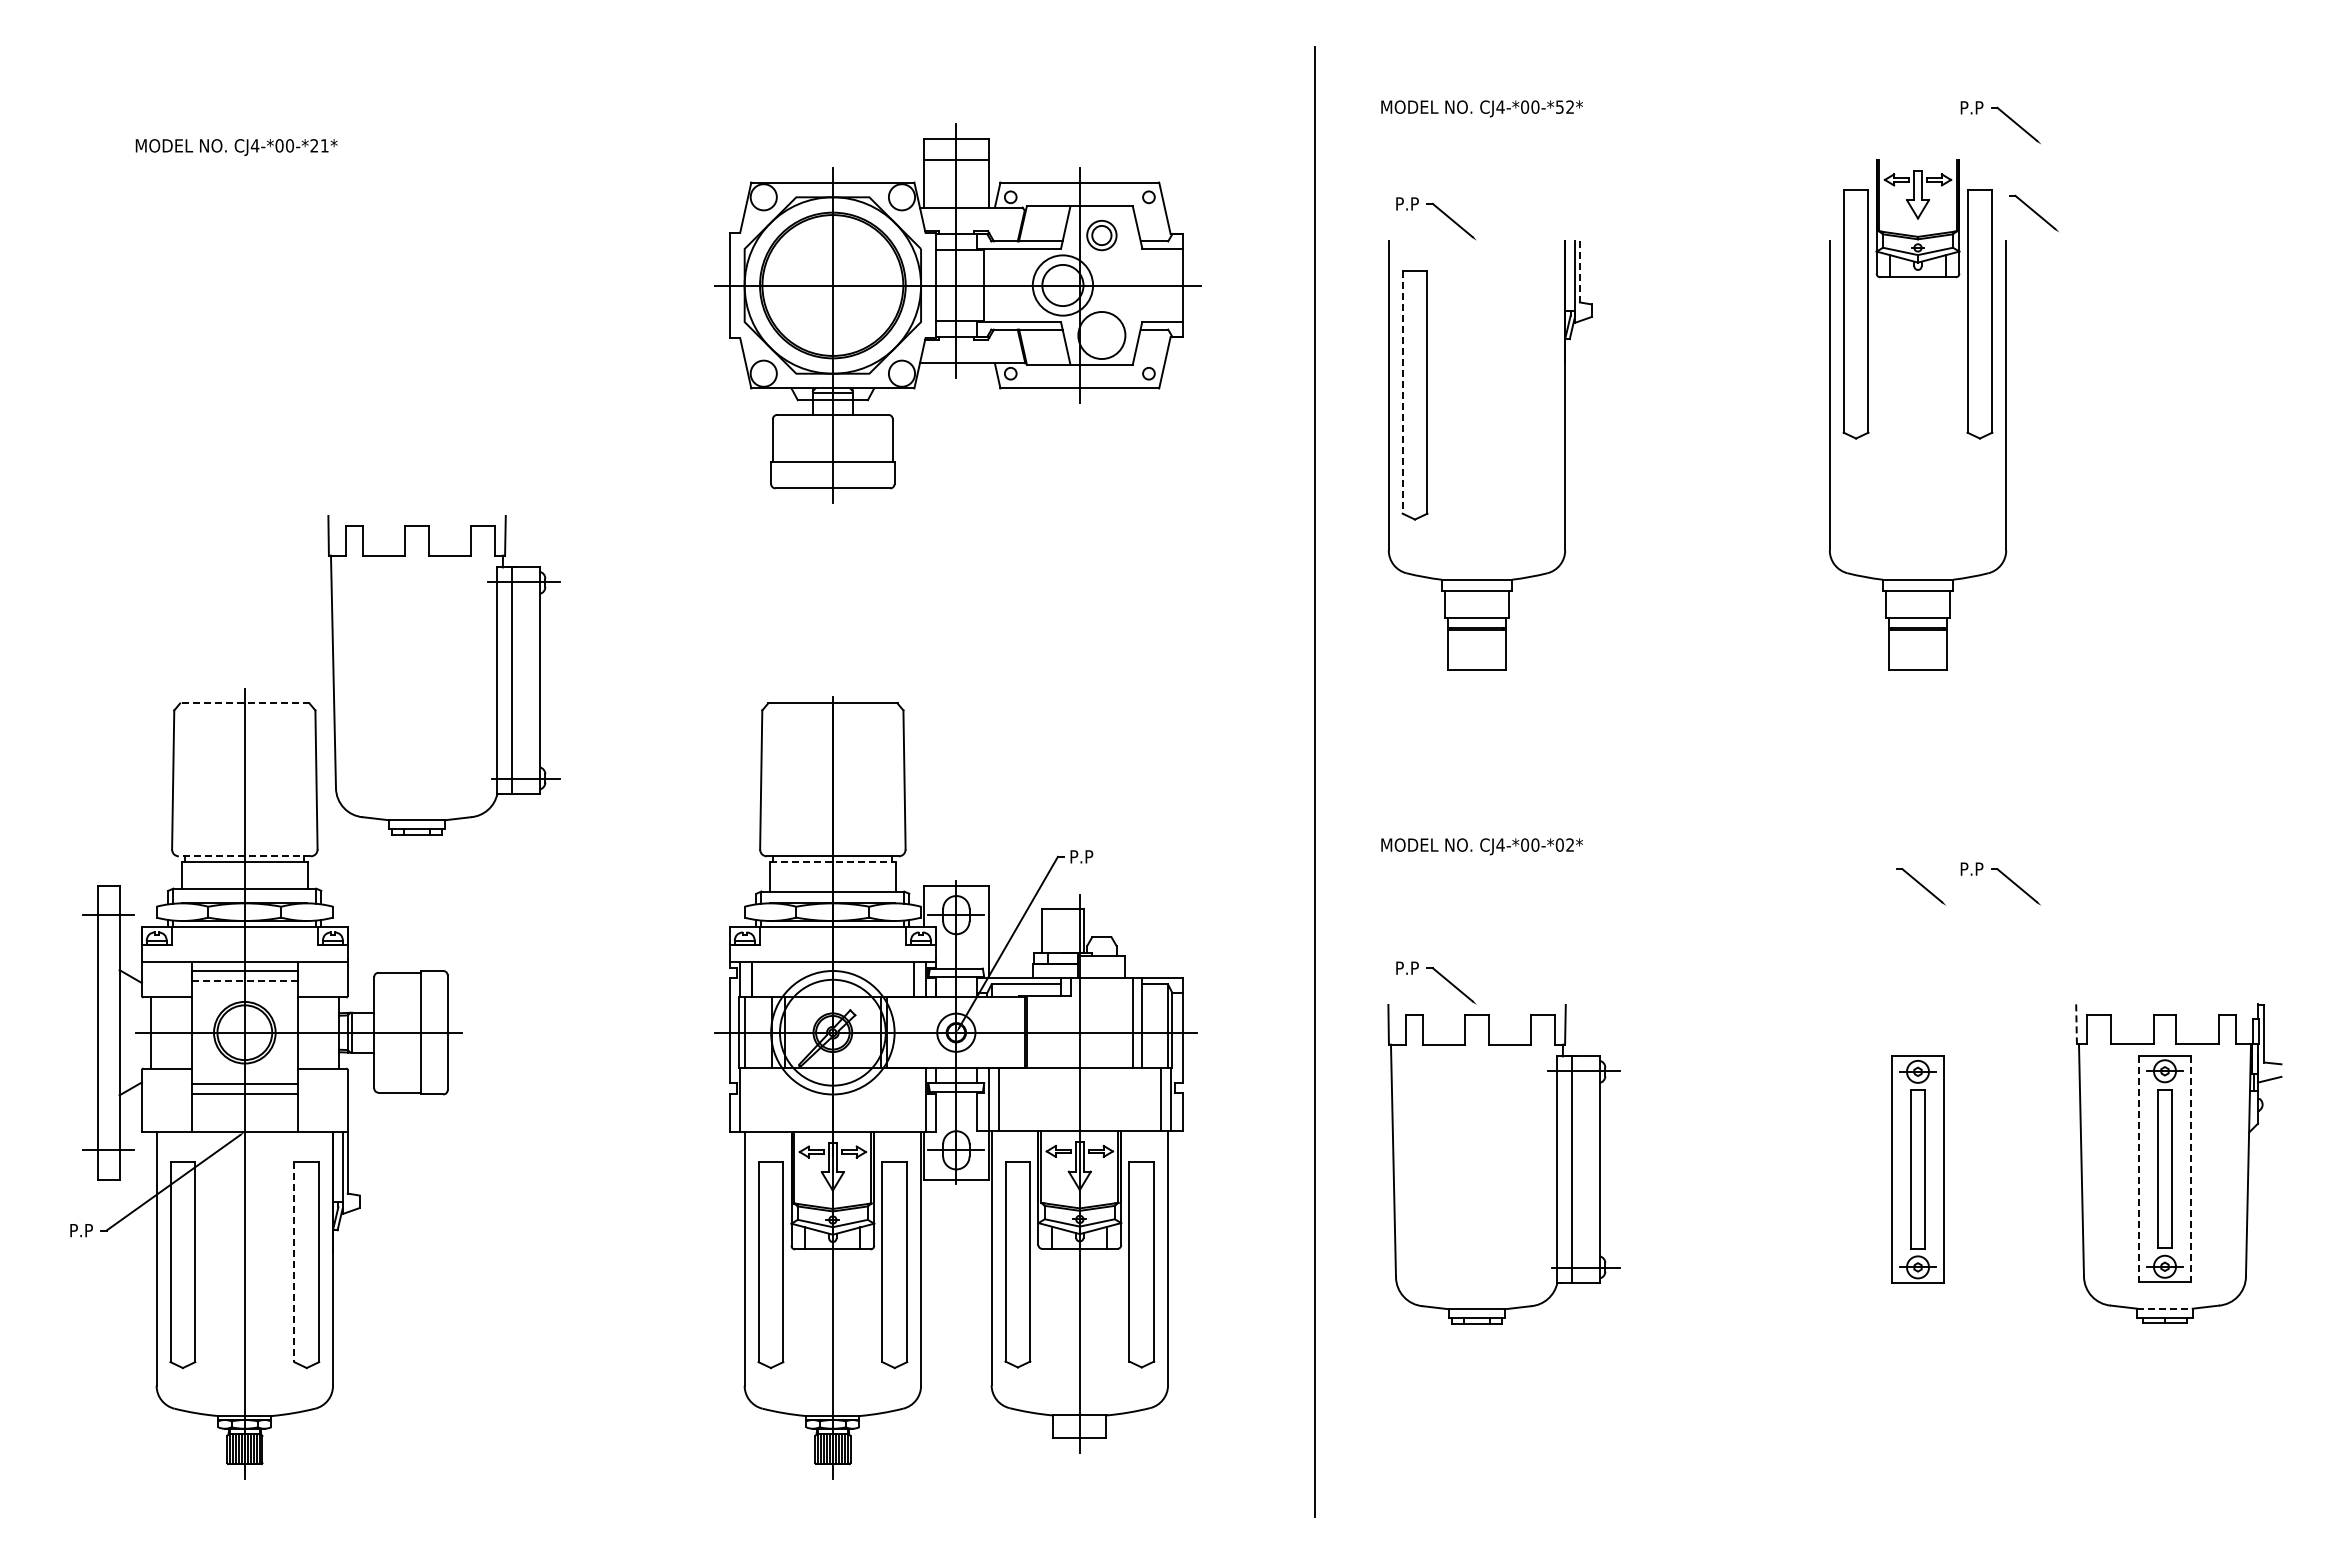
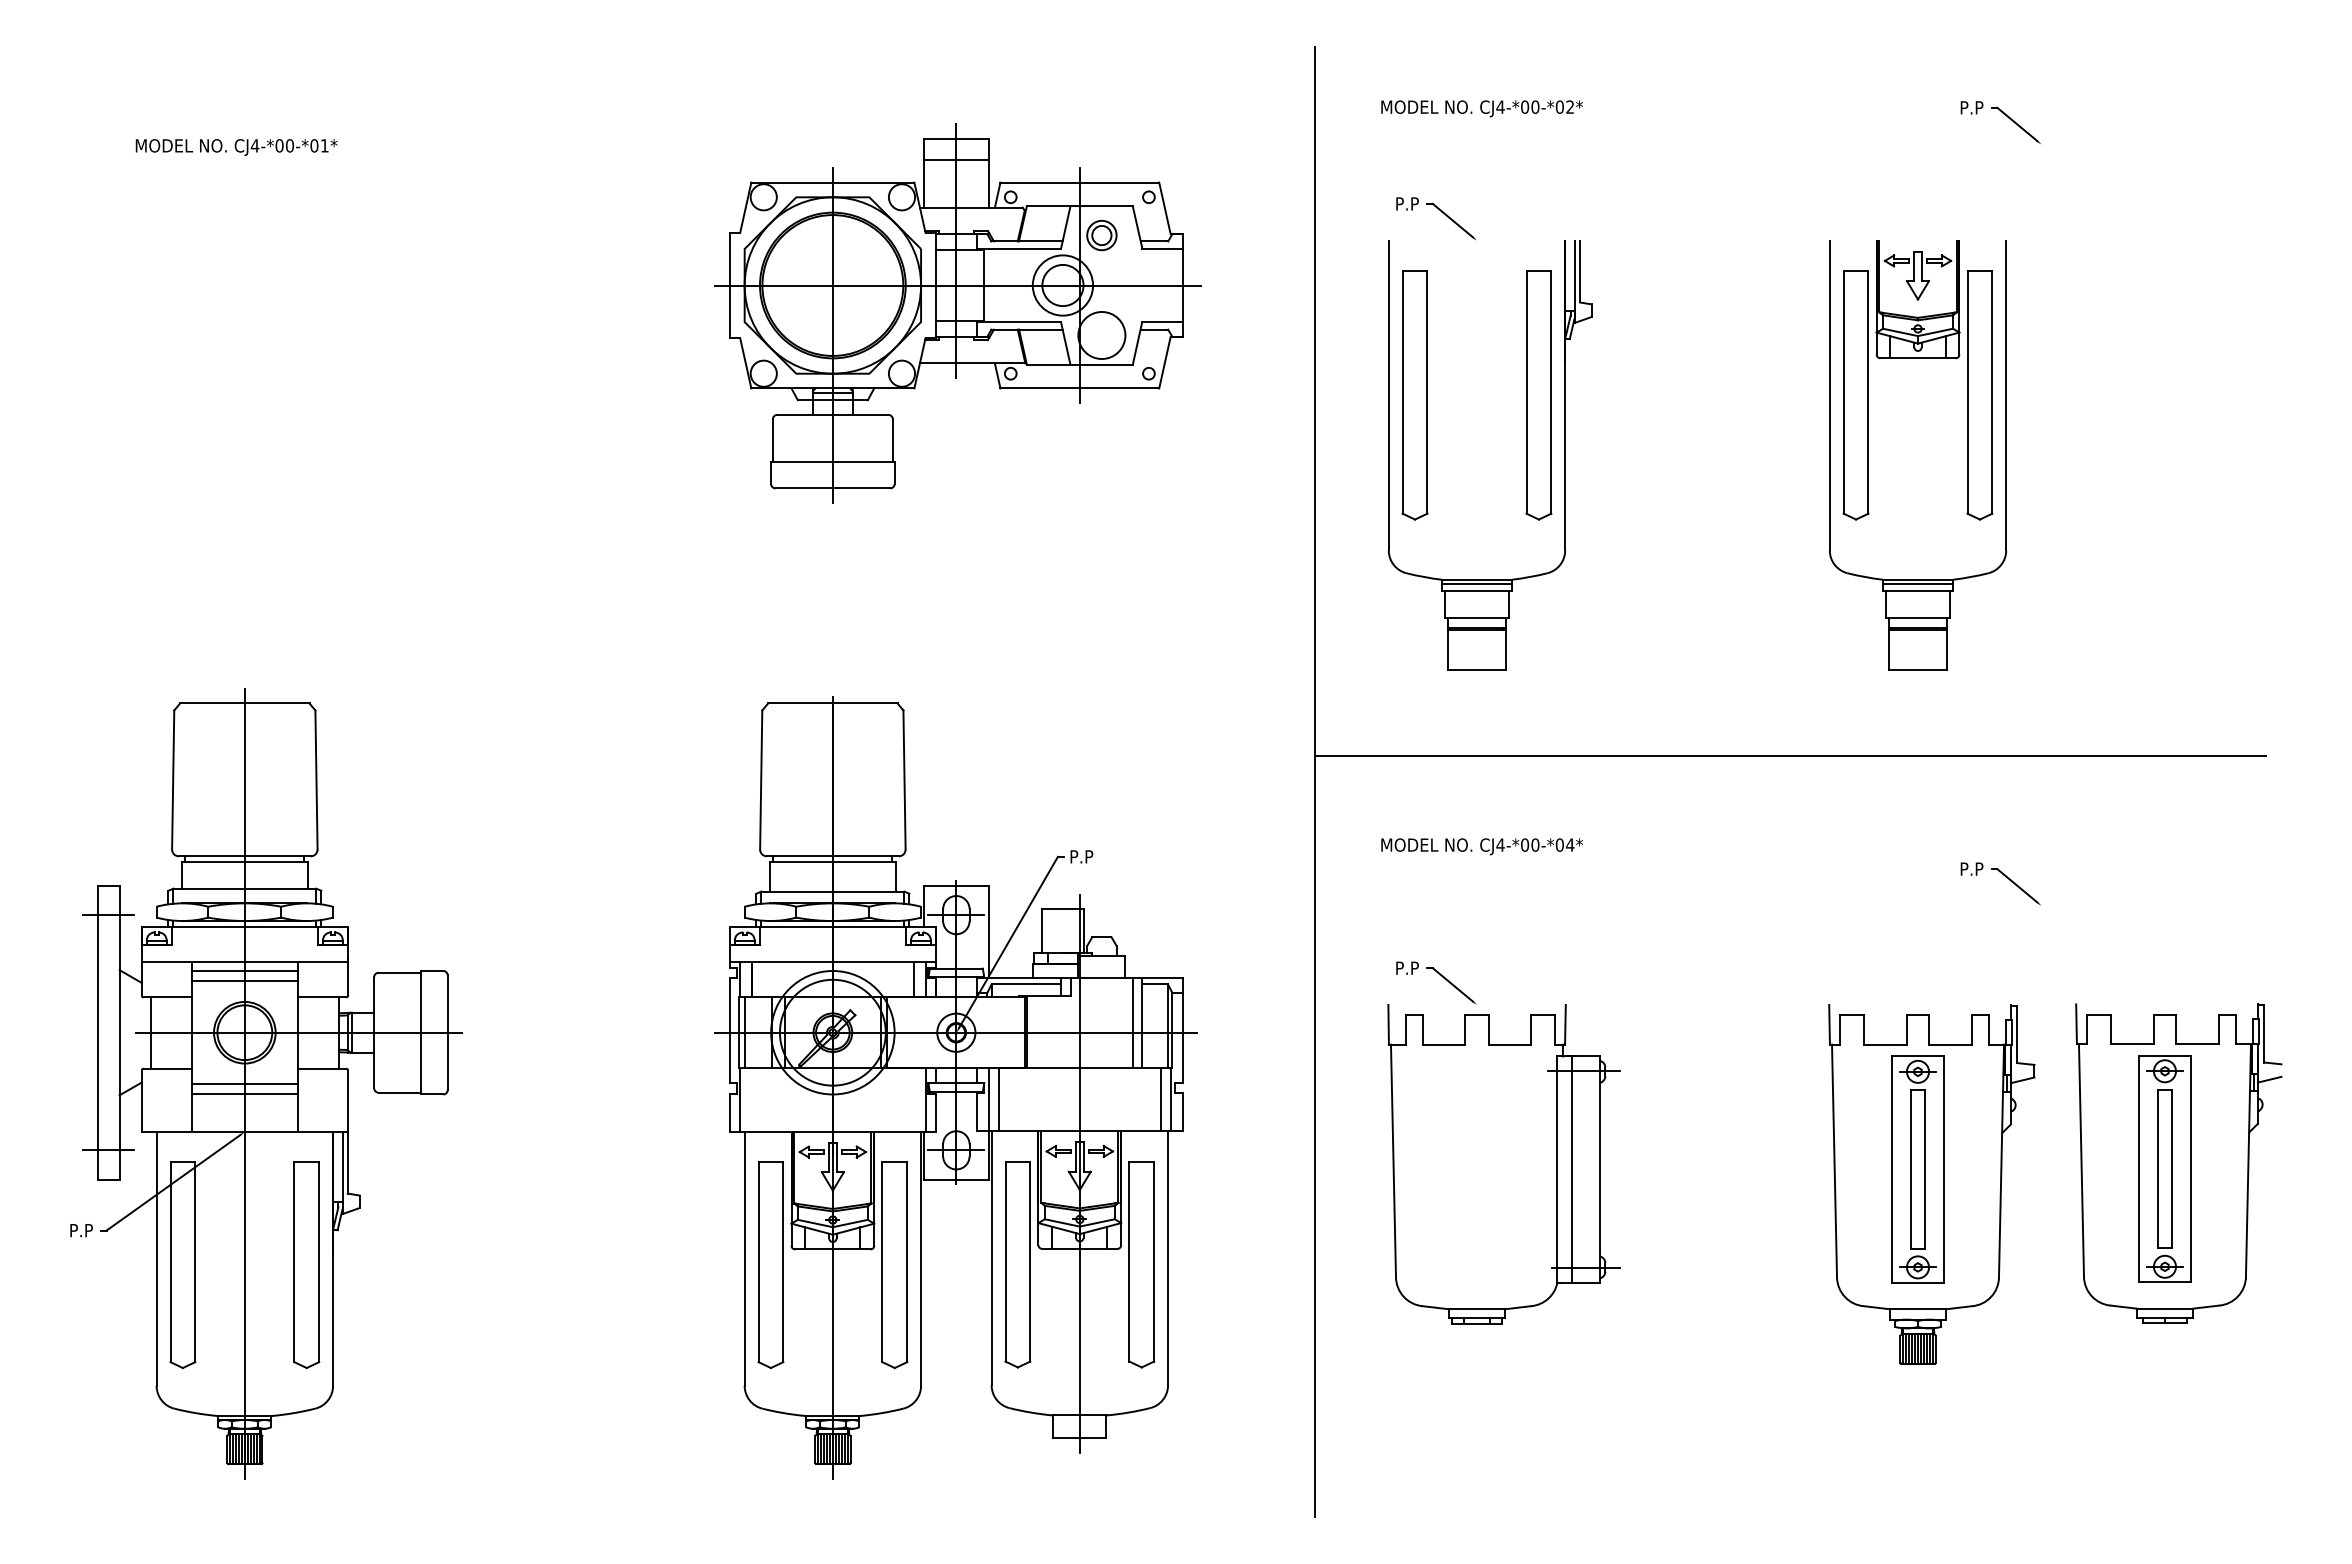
text: CJ4-*00-*52* -> CJ4-*00-*02* (1559, 106)
text: CJ4-*00-*21* -> CJ4-*00-*01* (314, 145)
part: present -> none (2033, 212)
line: dashed -> solid (1579, 271)
part position: (1917, 277) -> (1917, 358) (1917, 358)
line: dashed -> solid (1402, 392)
part: none -> present (1538, 395)
line: none -> present (1476, 584)
line: none -> present (1917, 584)
part: present -> none (443, 675)
line: dashed -> solid (244, 703)
line: none -> present (1790, 755)
text: CJ4-*00-*02* -> CJ4-*00-*04* (1570, 844)
line: dashed -> solid (244, 856)
line: dashed -> solid (833, 862)
part: present -> none (1920, 886)
line: dashed -> solid (244, 981)
line: dashed -> solid (2076, 1024)
line: dashed -> solid (2139, 1169)
line: dashed -> solid (2190, 1169)
part: none -> present (1931, 1184)
line: dashed -> solid (294, 1262)
line: dashed -> solid (2164, 1308)
